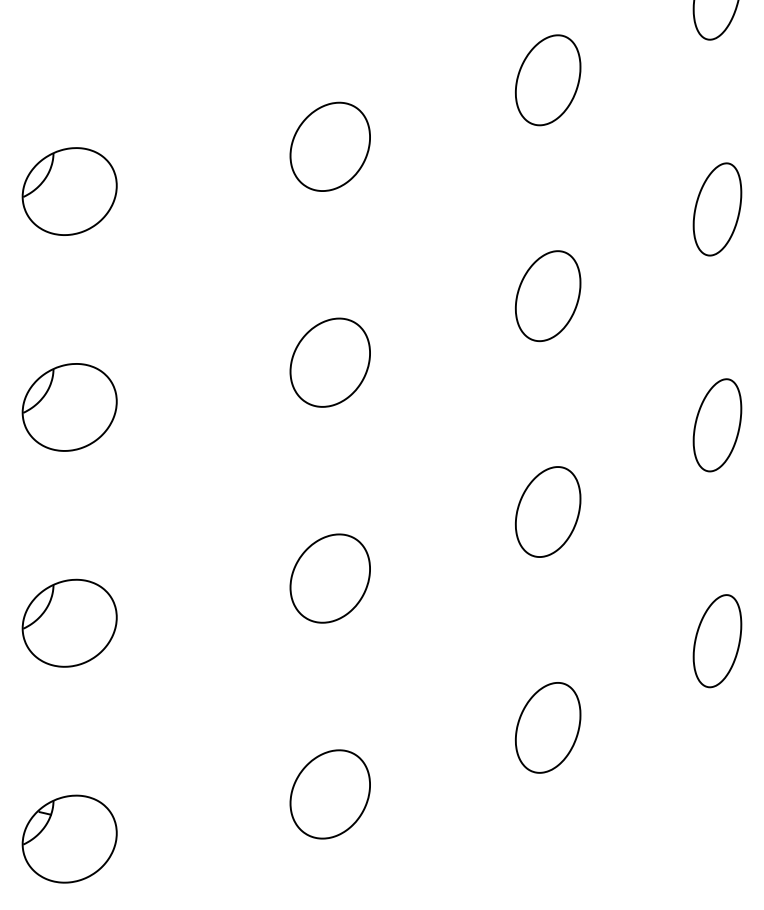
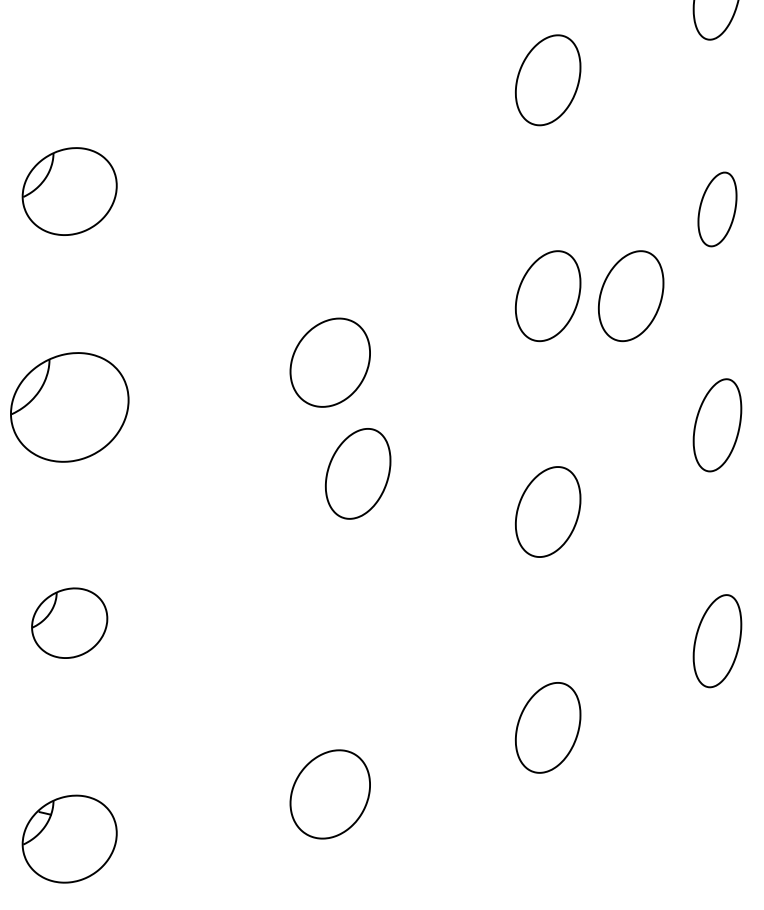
part: present -> none (329, 146)
part size: 51x95 px -> 41x77 px (717, 209)
part: none -> present (631, 296)
part size: 97x89 px -> 120x111 px (69, 407)
part: none -> present (358, 473)
part: present -> none (329, 578)
part size: 97x90 px -> 78x72 px (69, 622)
